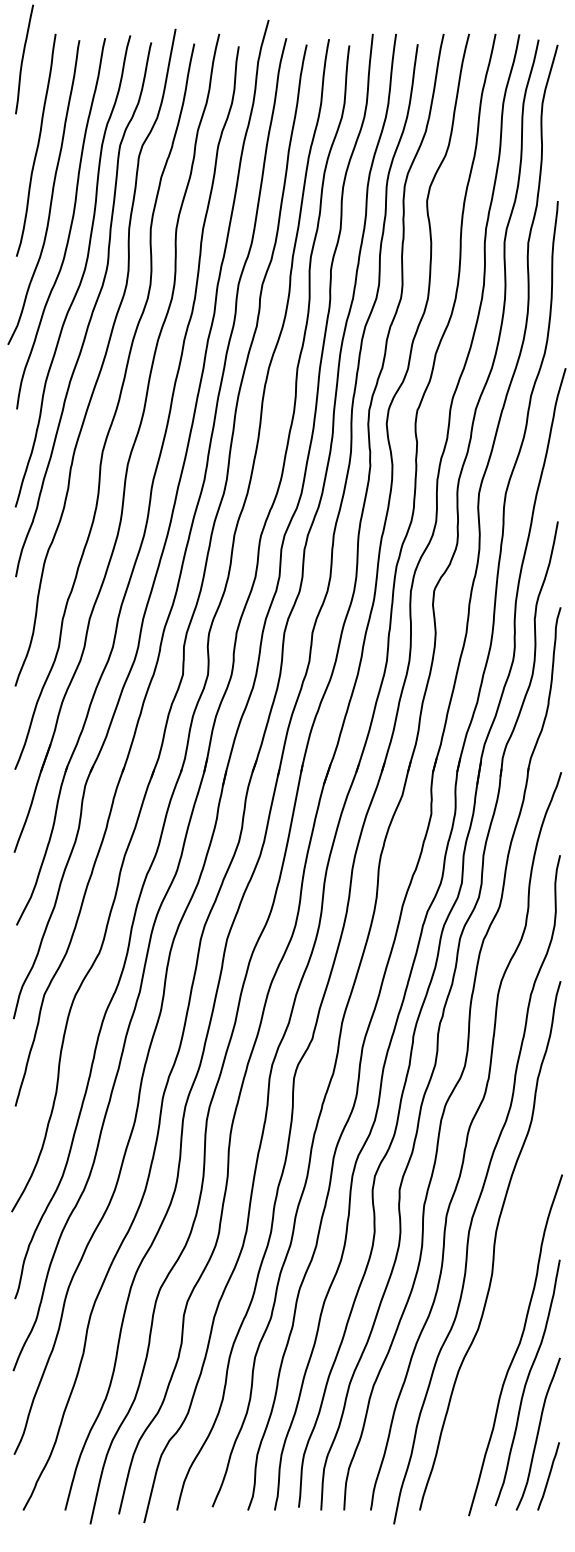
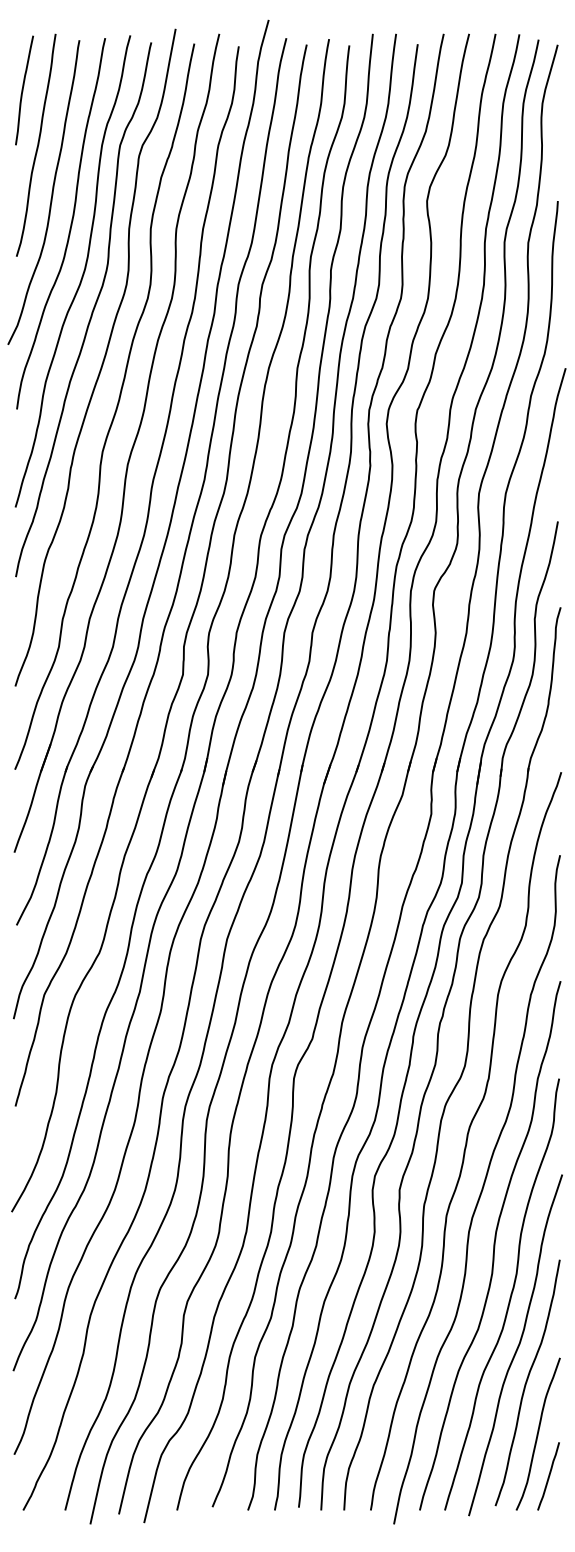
curve position: (23, 59) -> (23, 90) (23, 90)
curve: none -> present (509, 1297)
